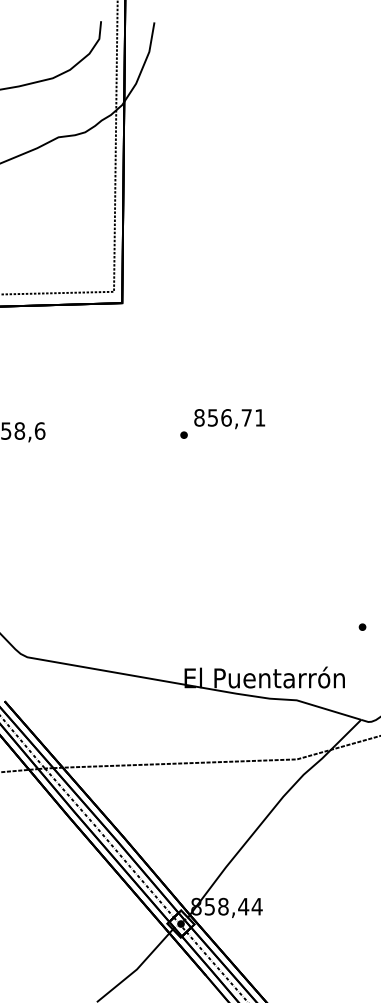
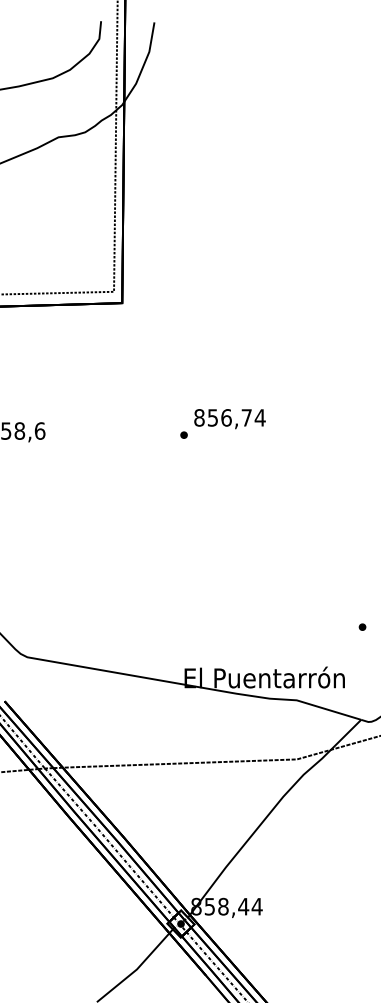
text: 856,71 -> 856,74 (259, 417)
